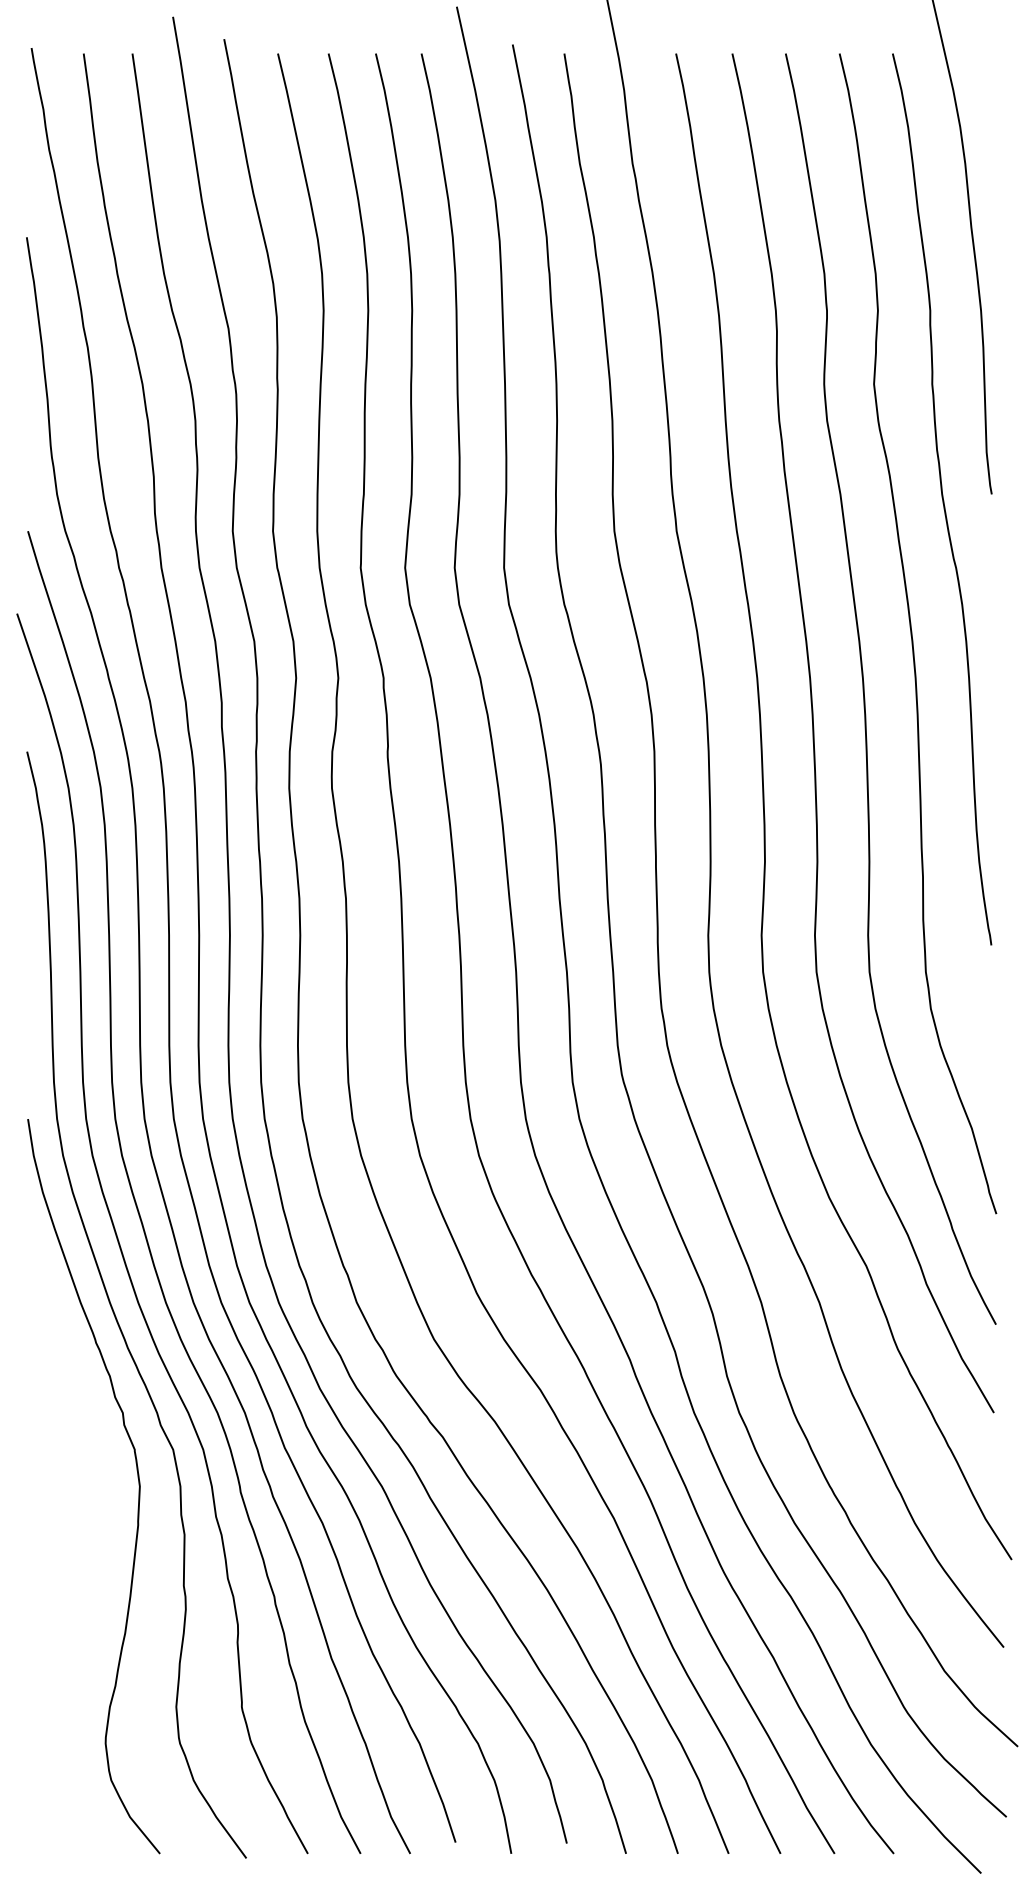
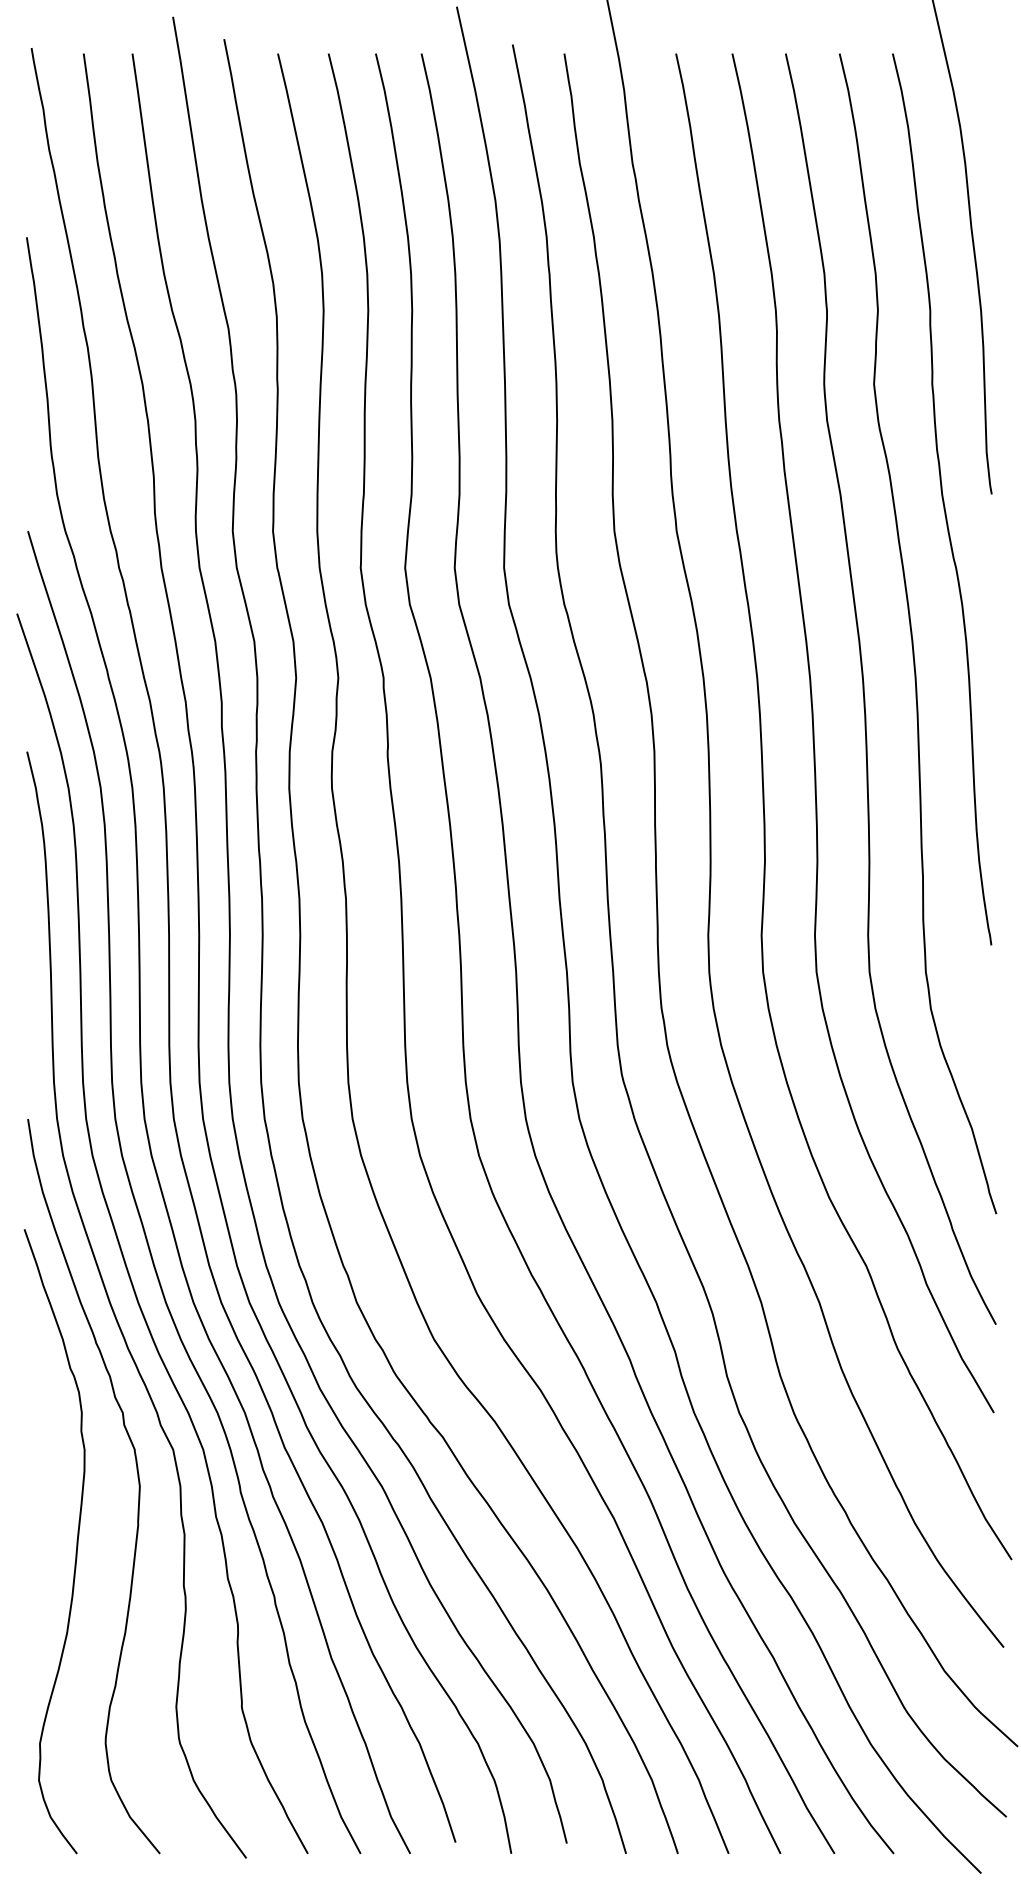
curve: none -> present (76, 1541)
